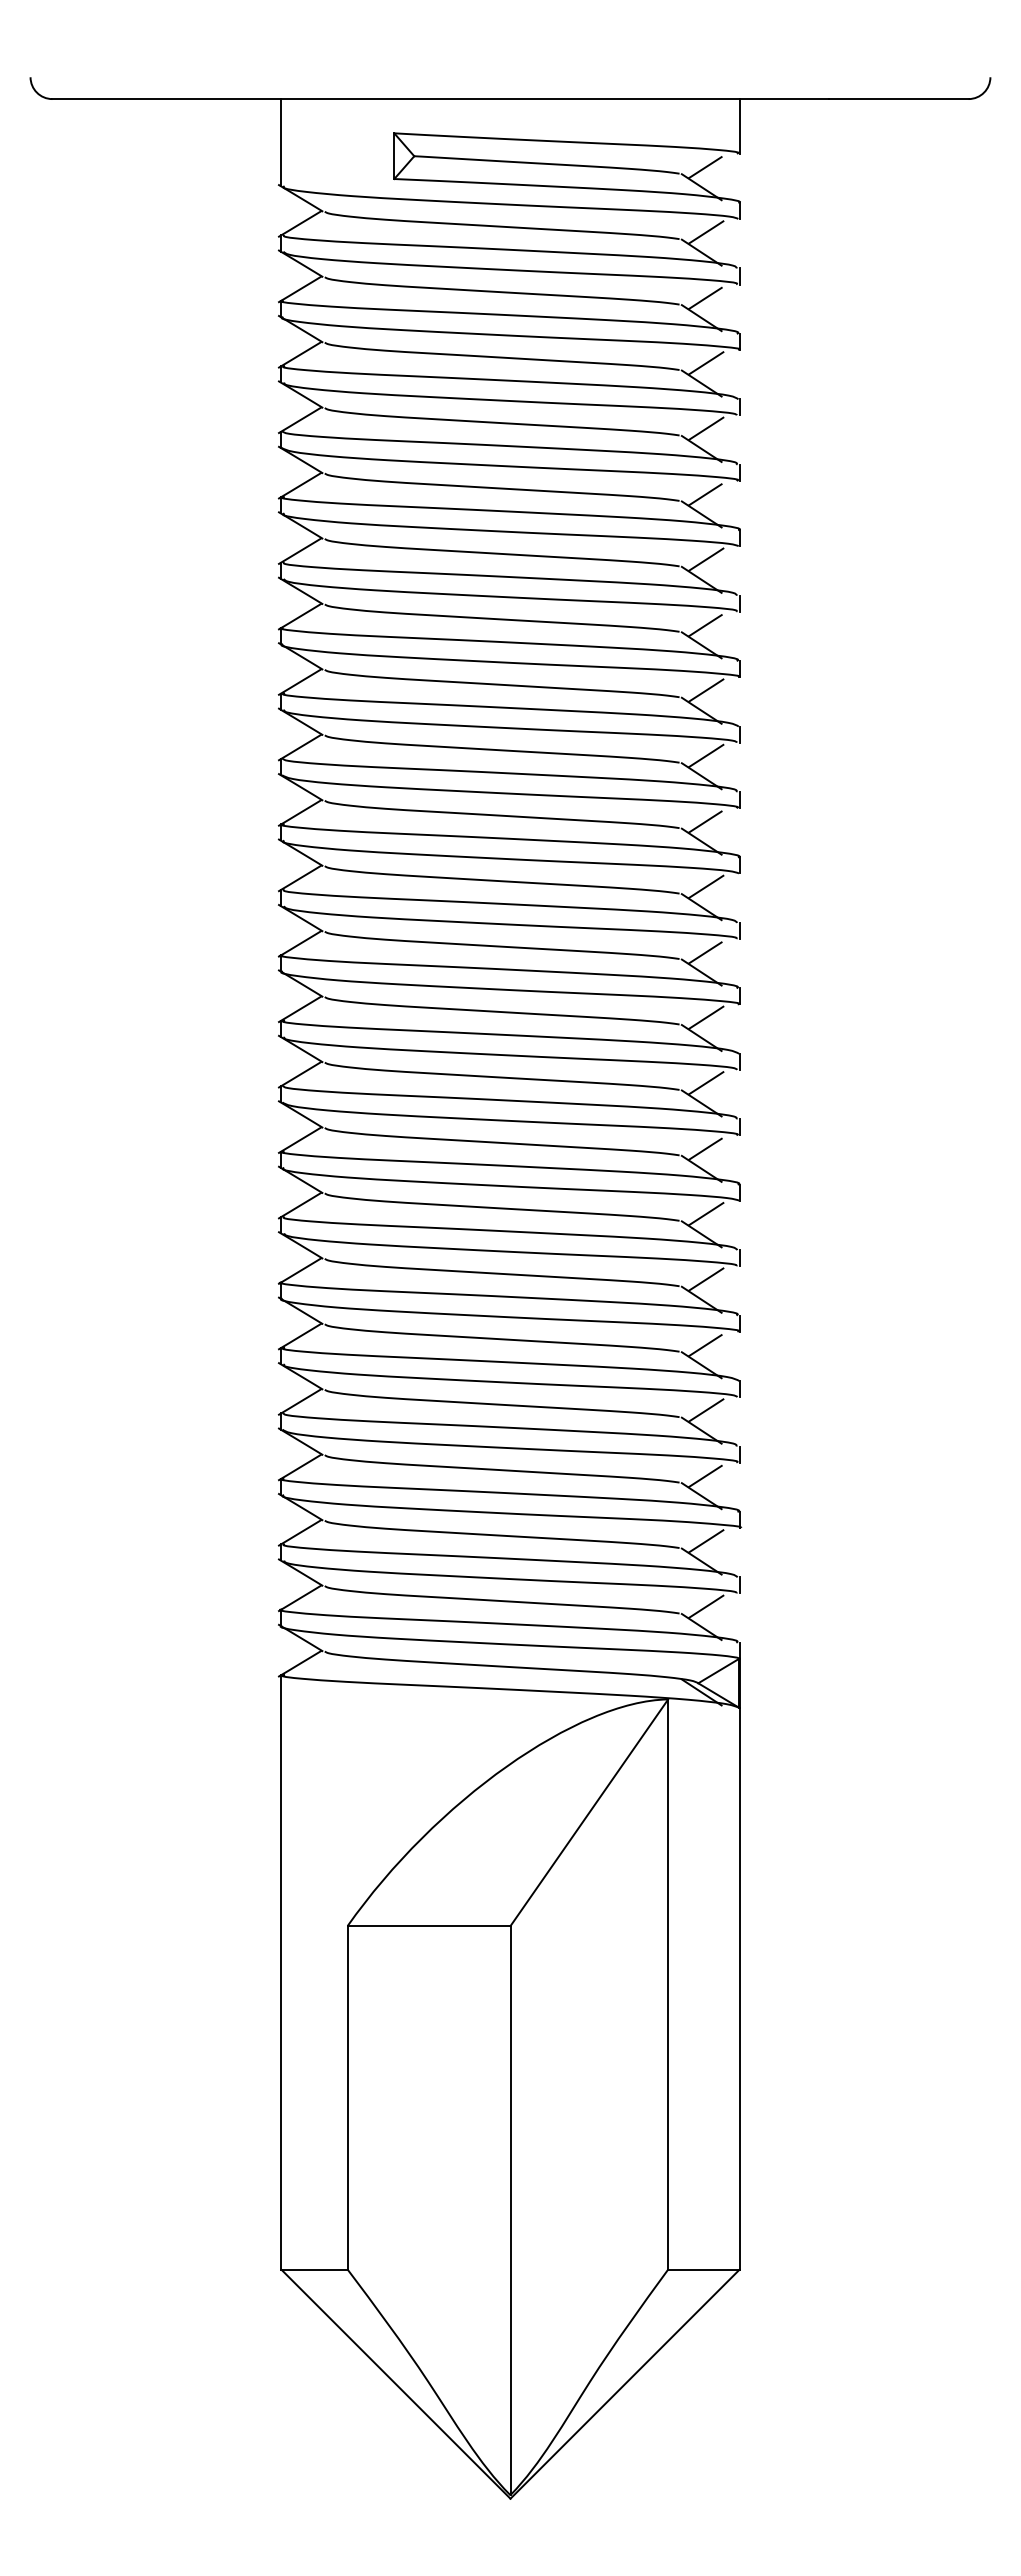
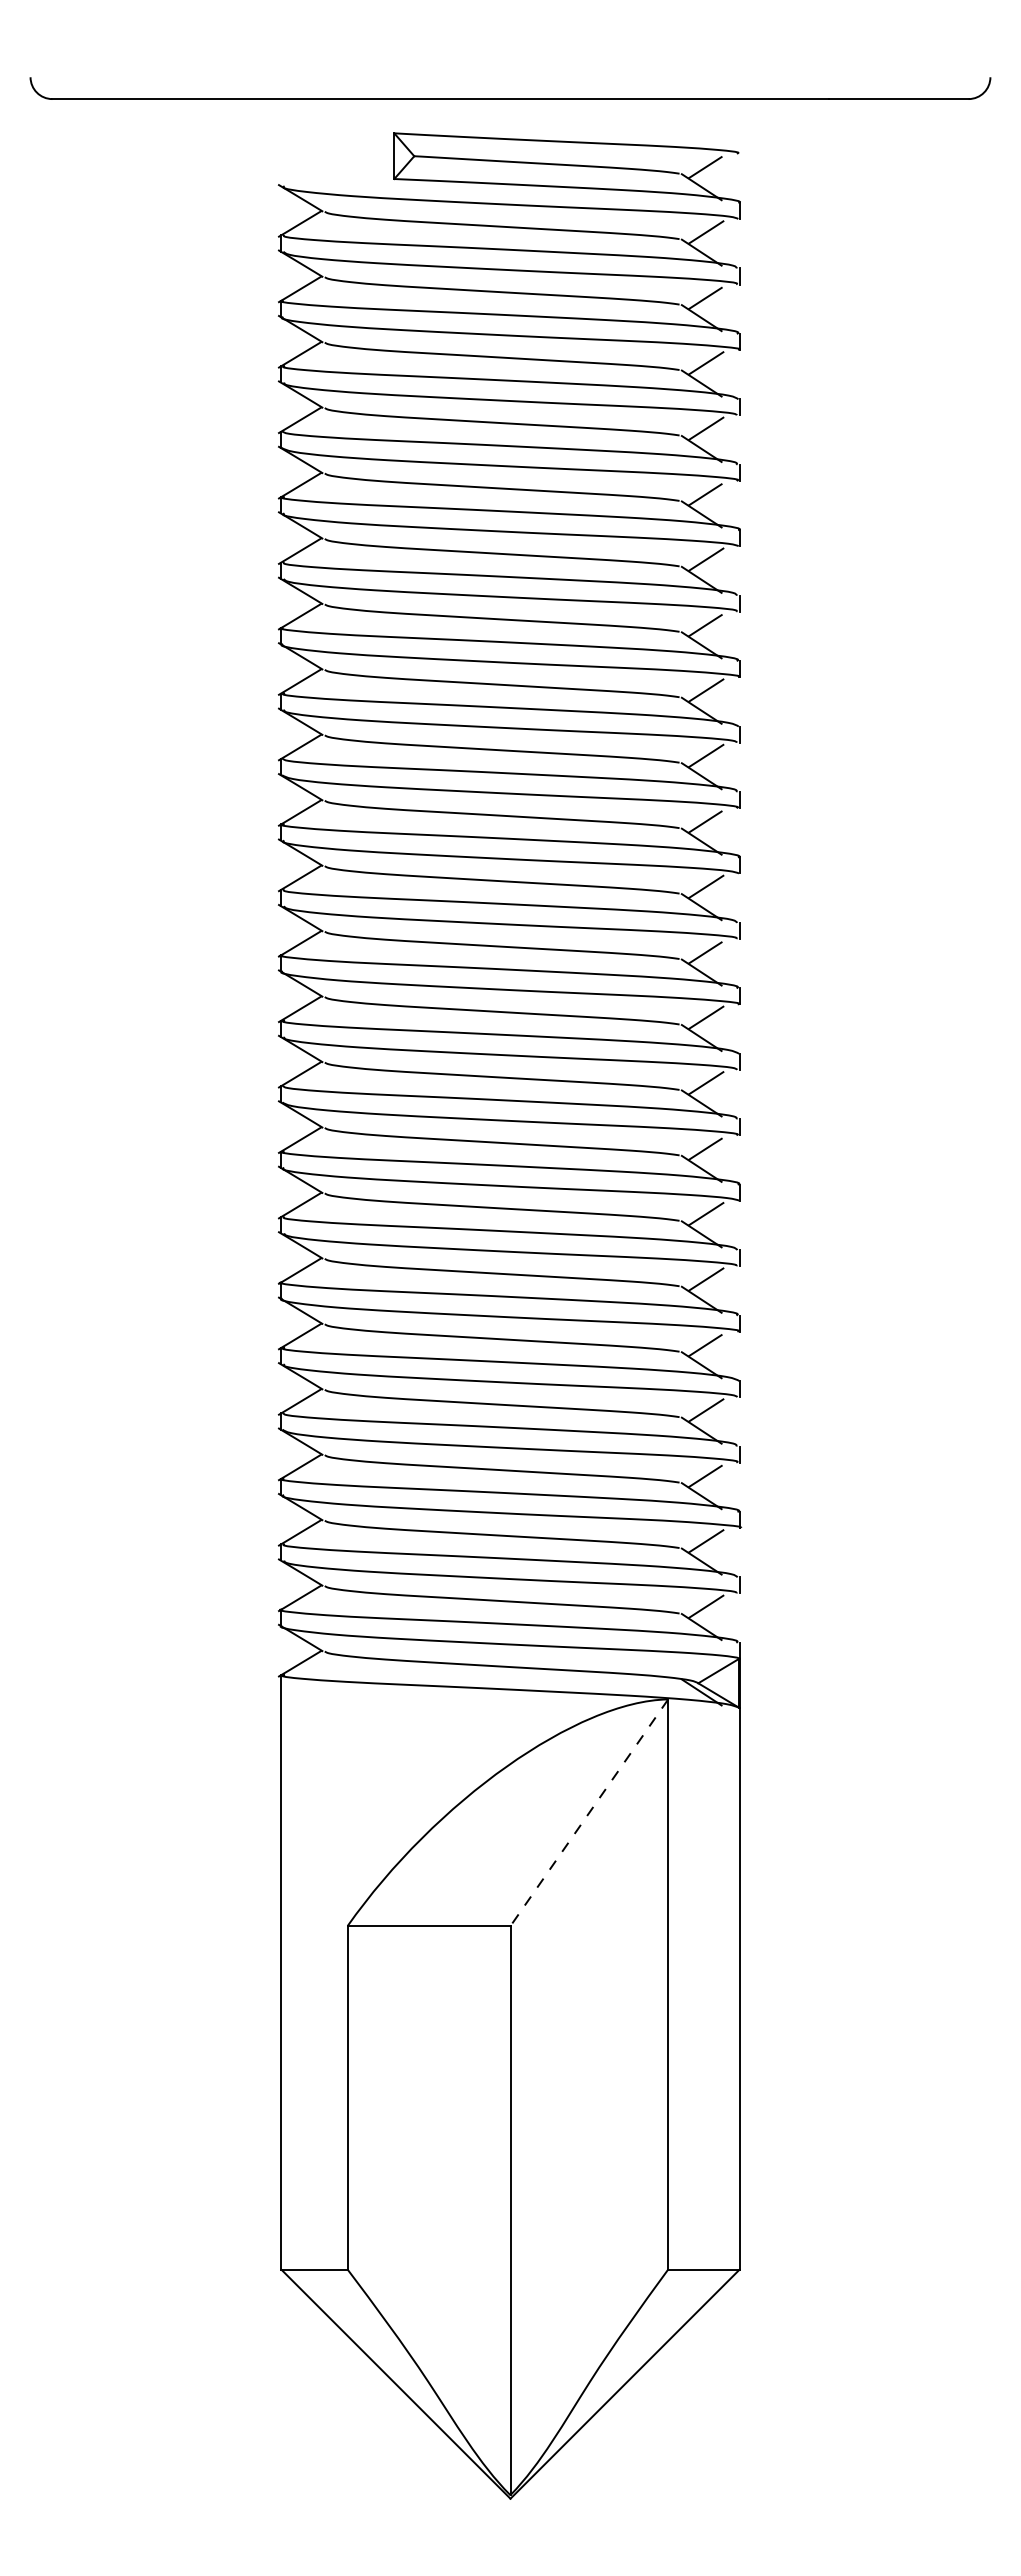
line: present -> none (739, 126)
line: present -> none (281, 142)
line: solid -> dashed (589, 1812)
